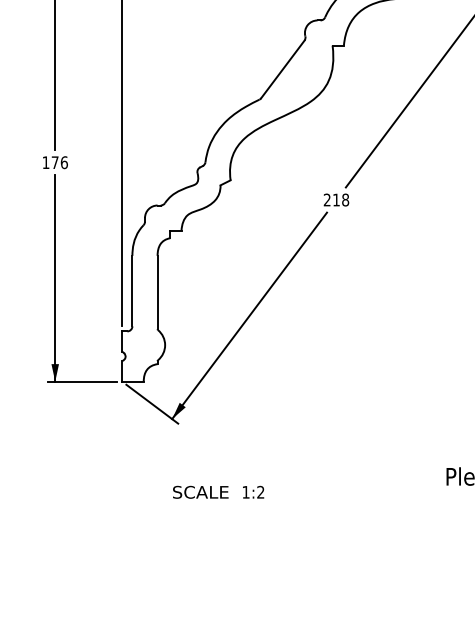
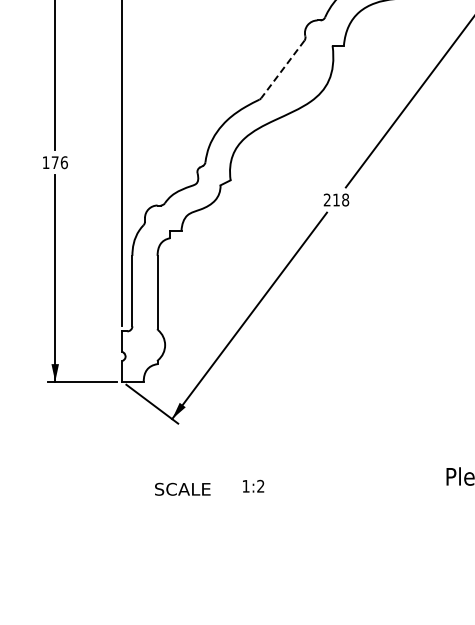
line: solid -> dashed (282, 69)
text position: (200, 491) -> (182, 488) (182, 488)
text position: (253, 491) -> (253, 485) (253, 485)
